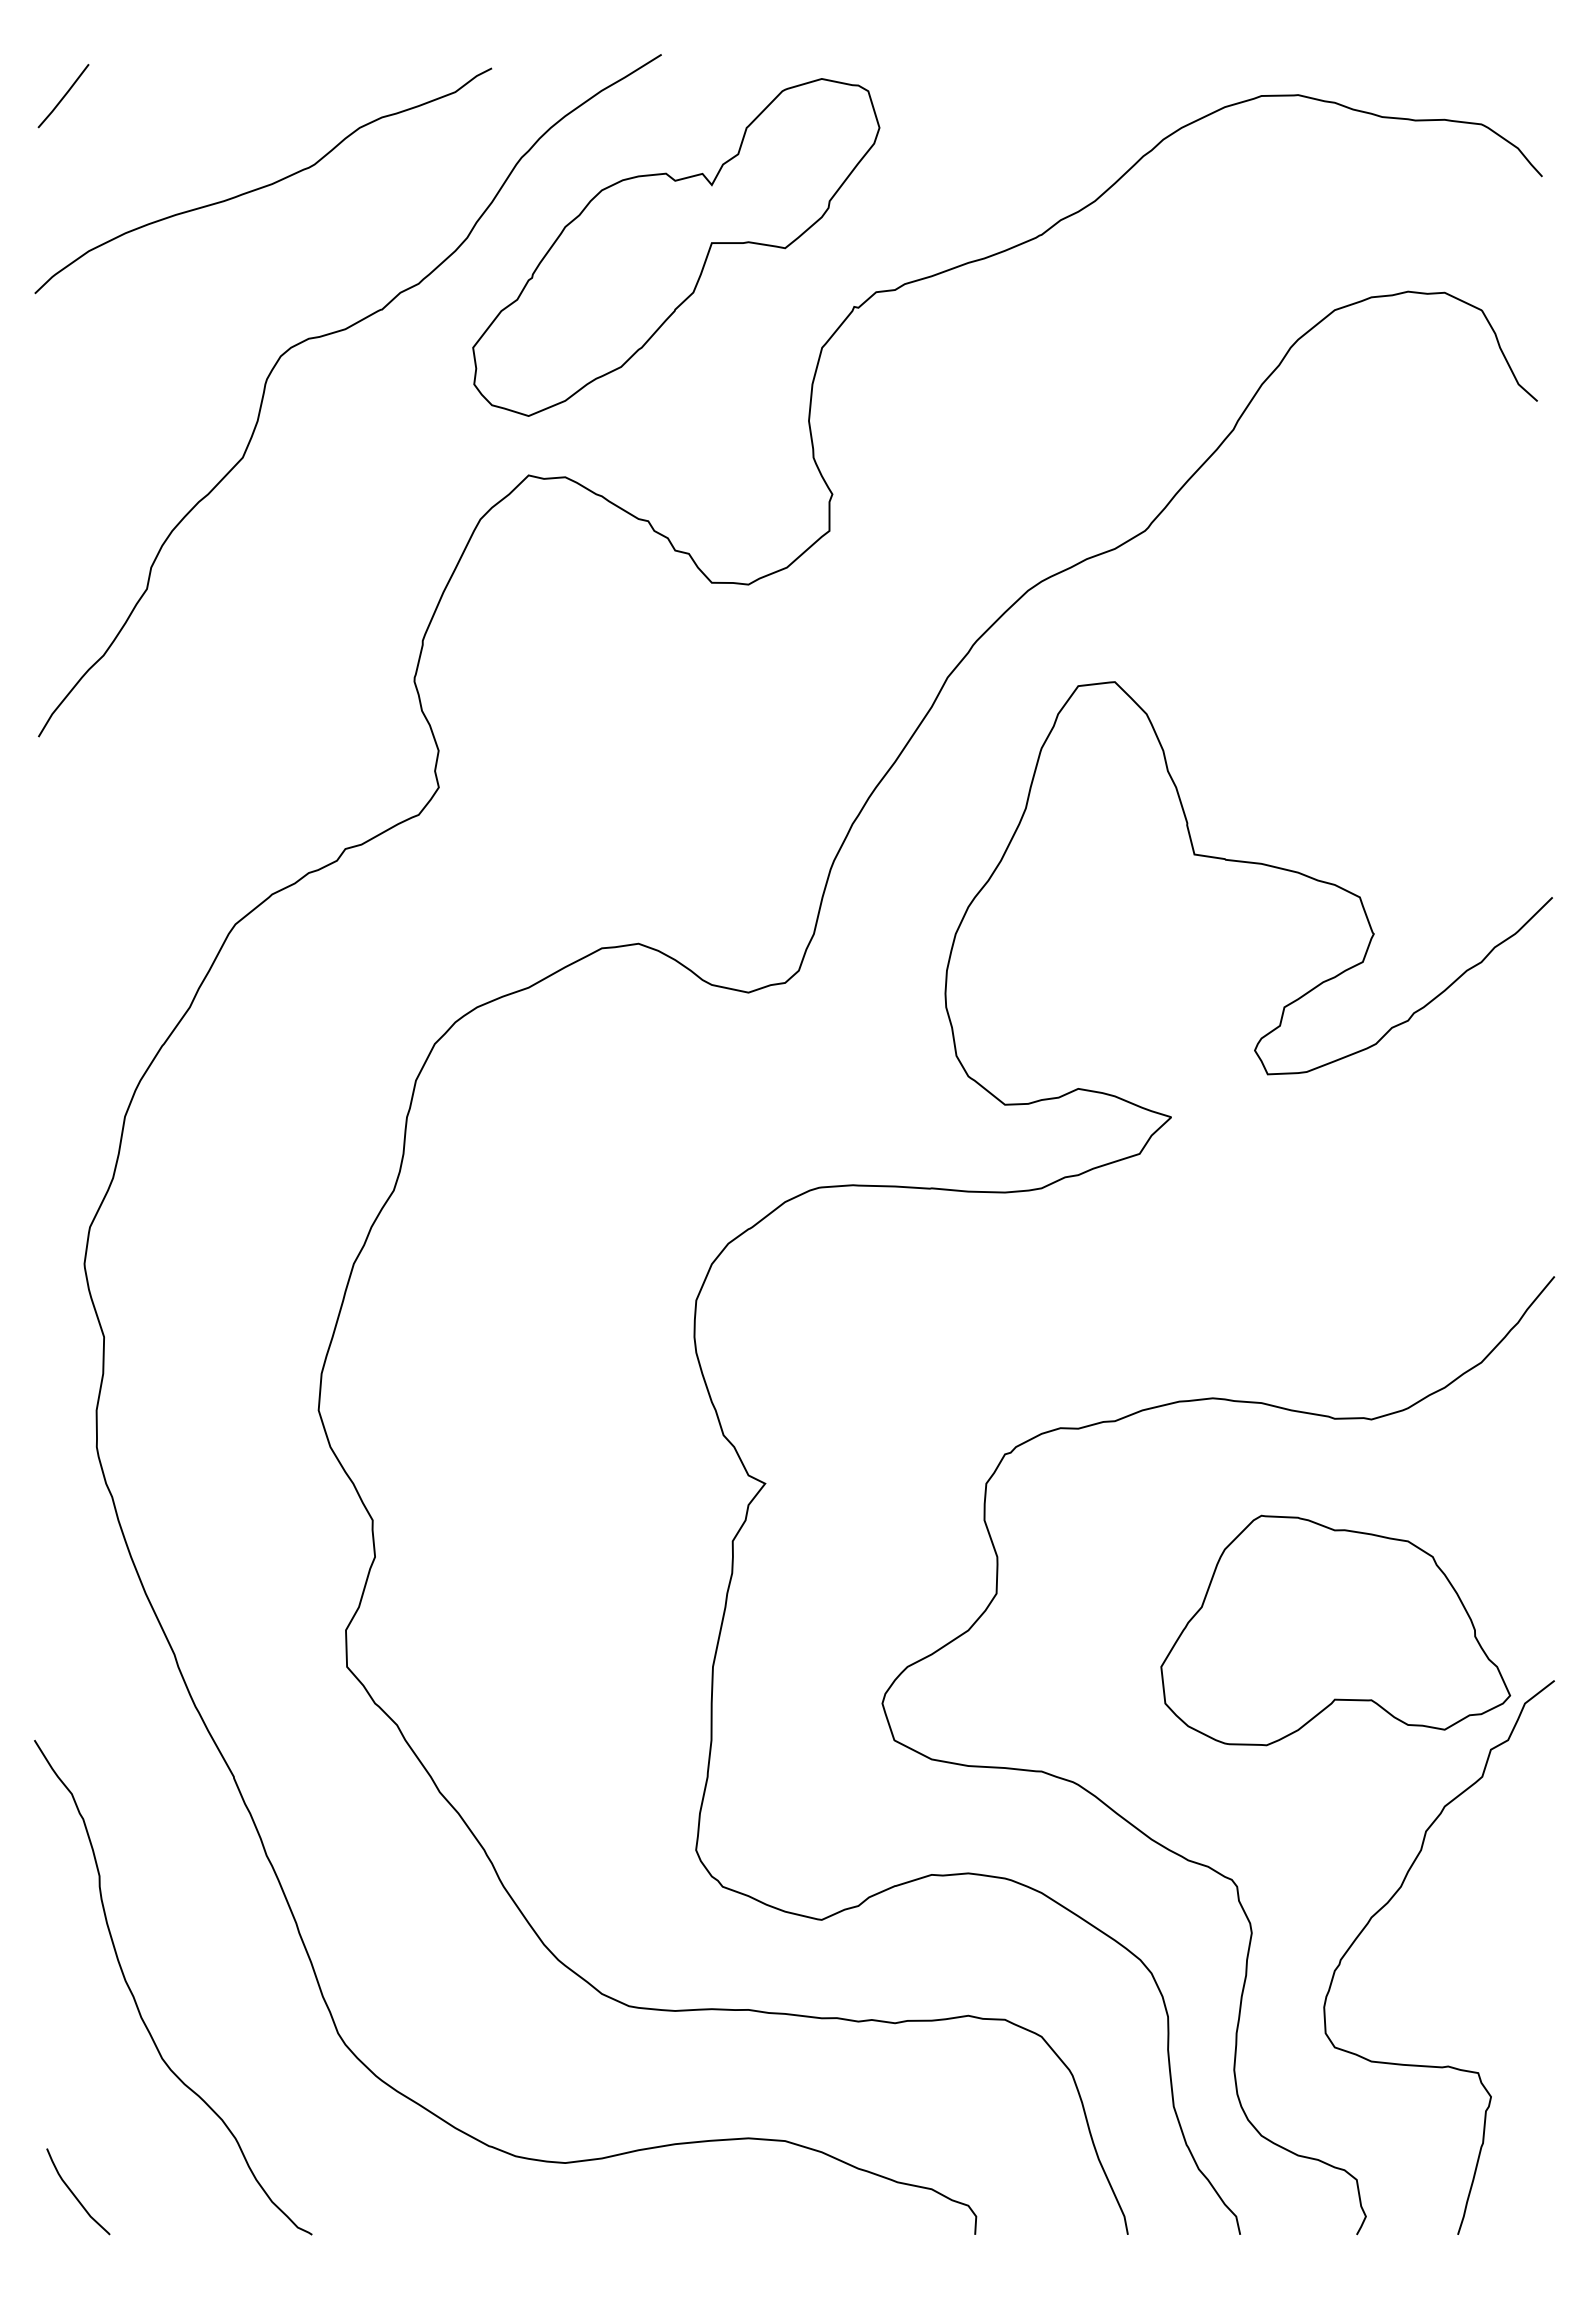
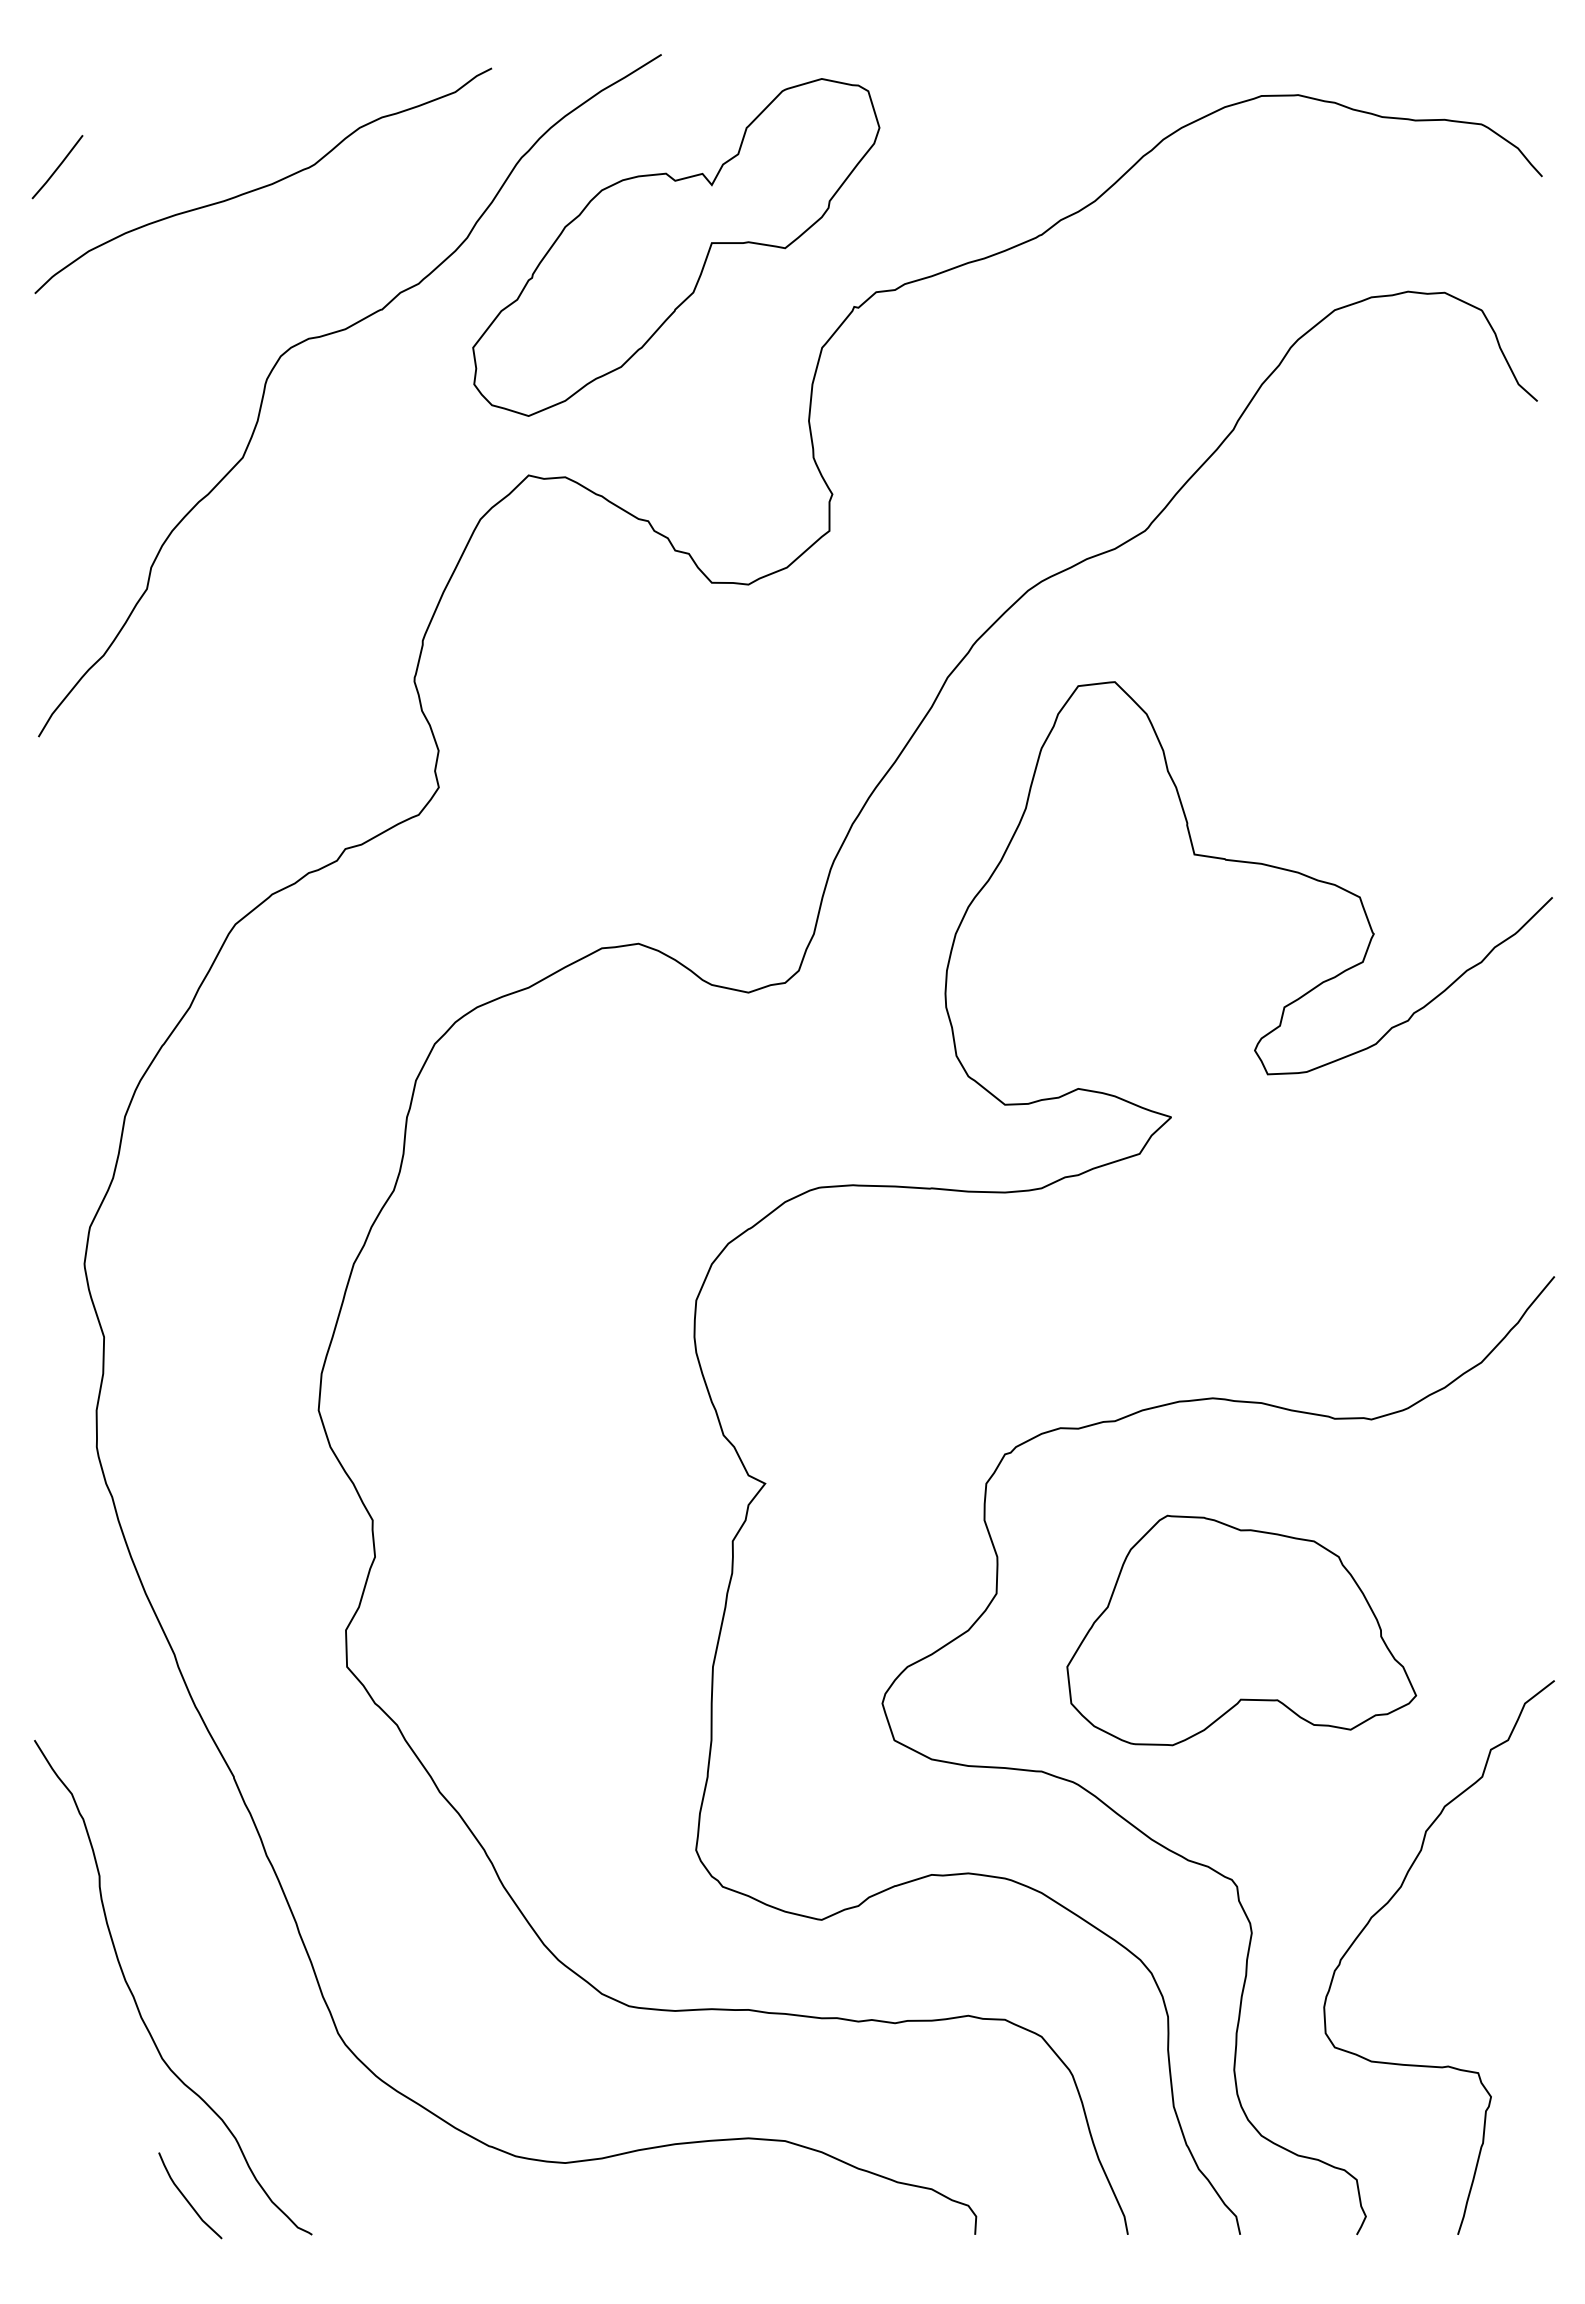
line position: (63, 96) -> (57, 167) (57, 167)
part position: (1335, 1630) -> (1241, 1630) (1241, 1630)
curve position: (74, 2193) -> (186, 2197) (186, 2197)
